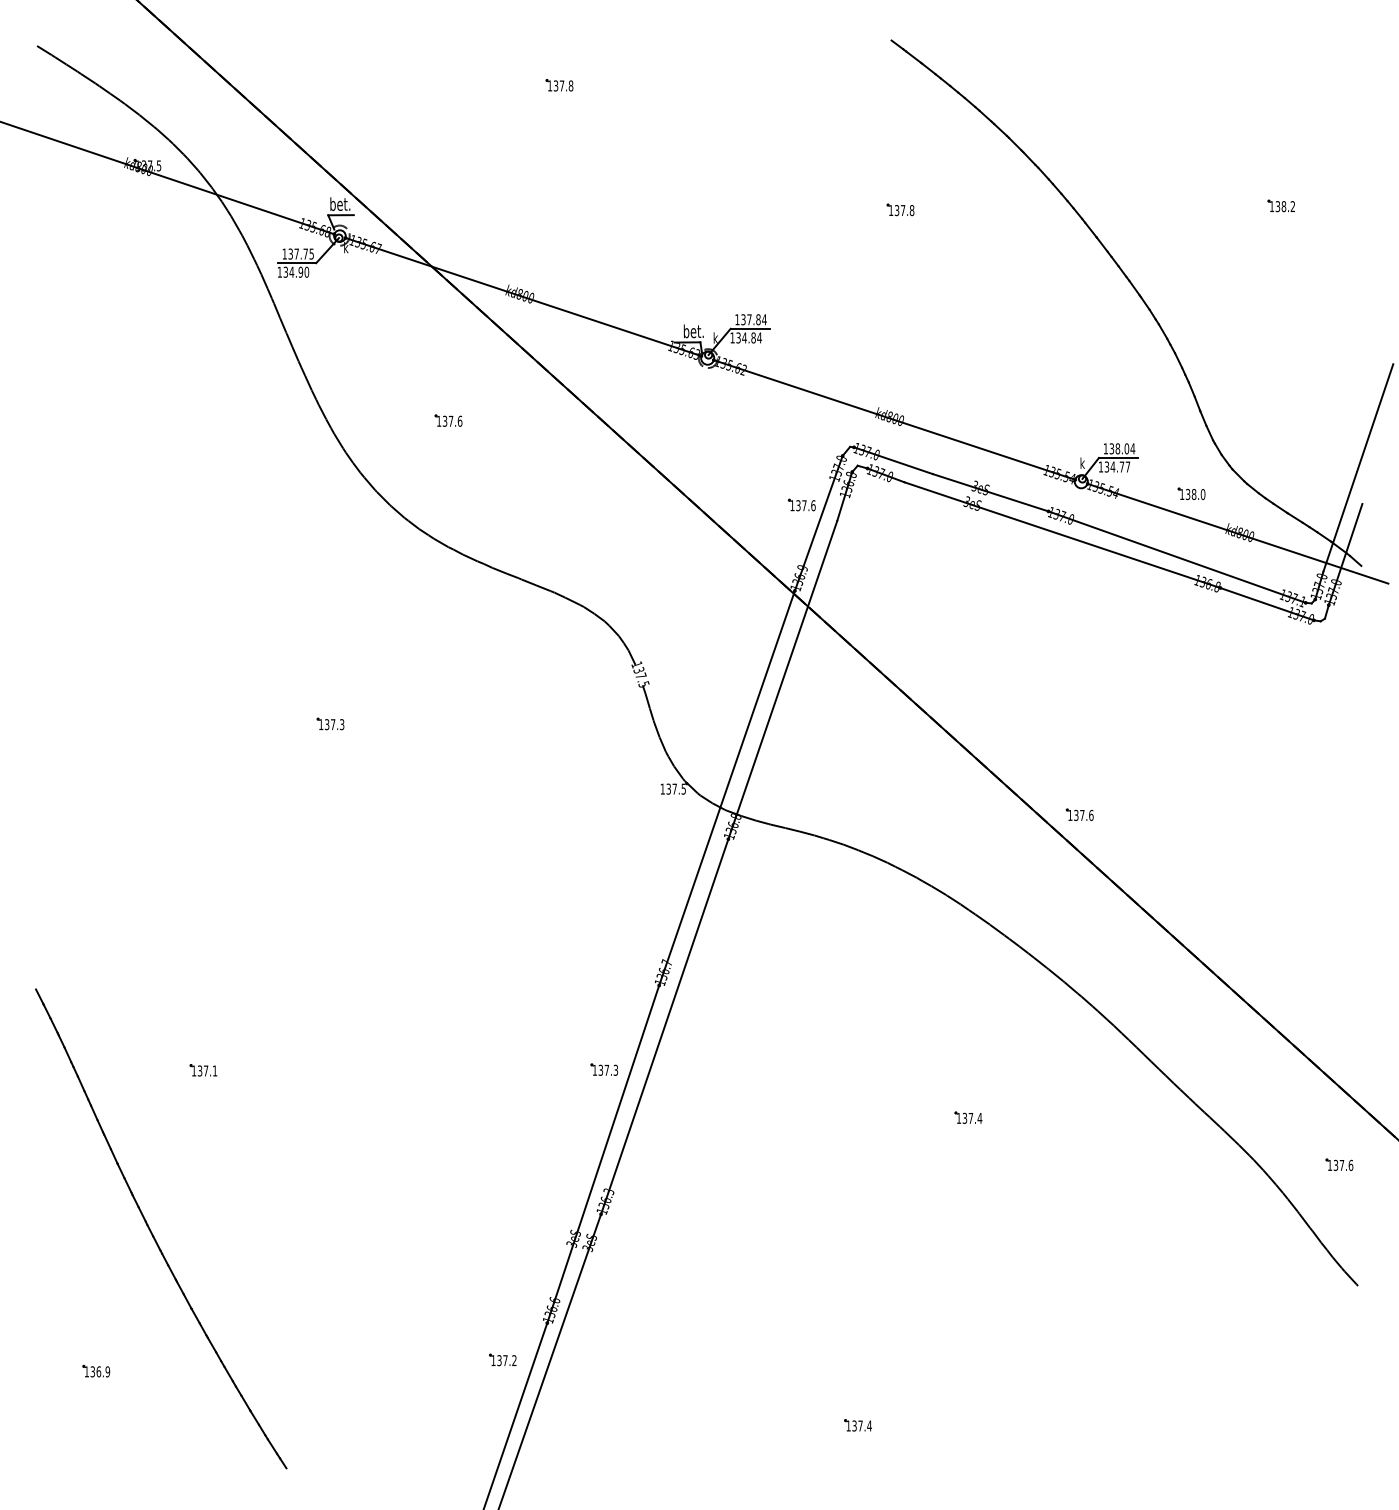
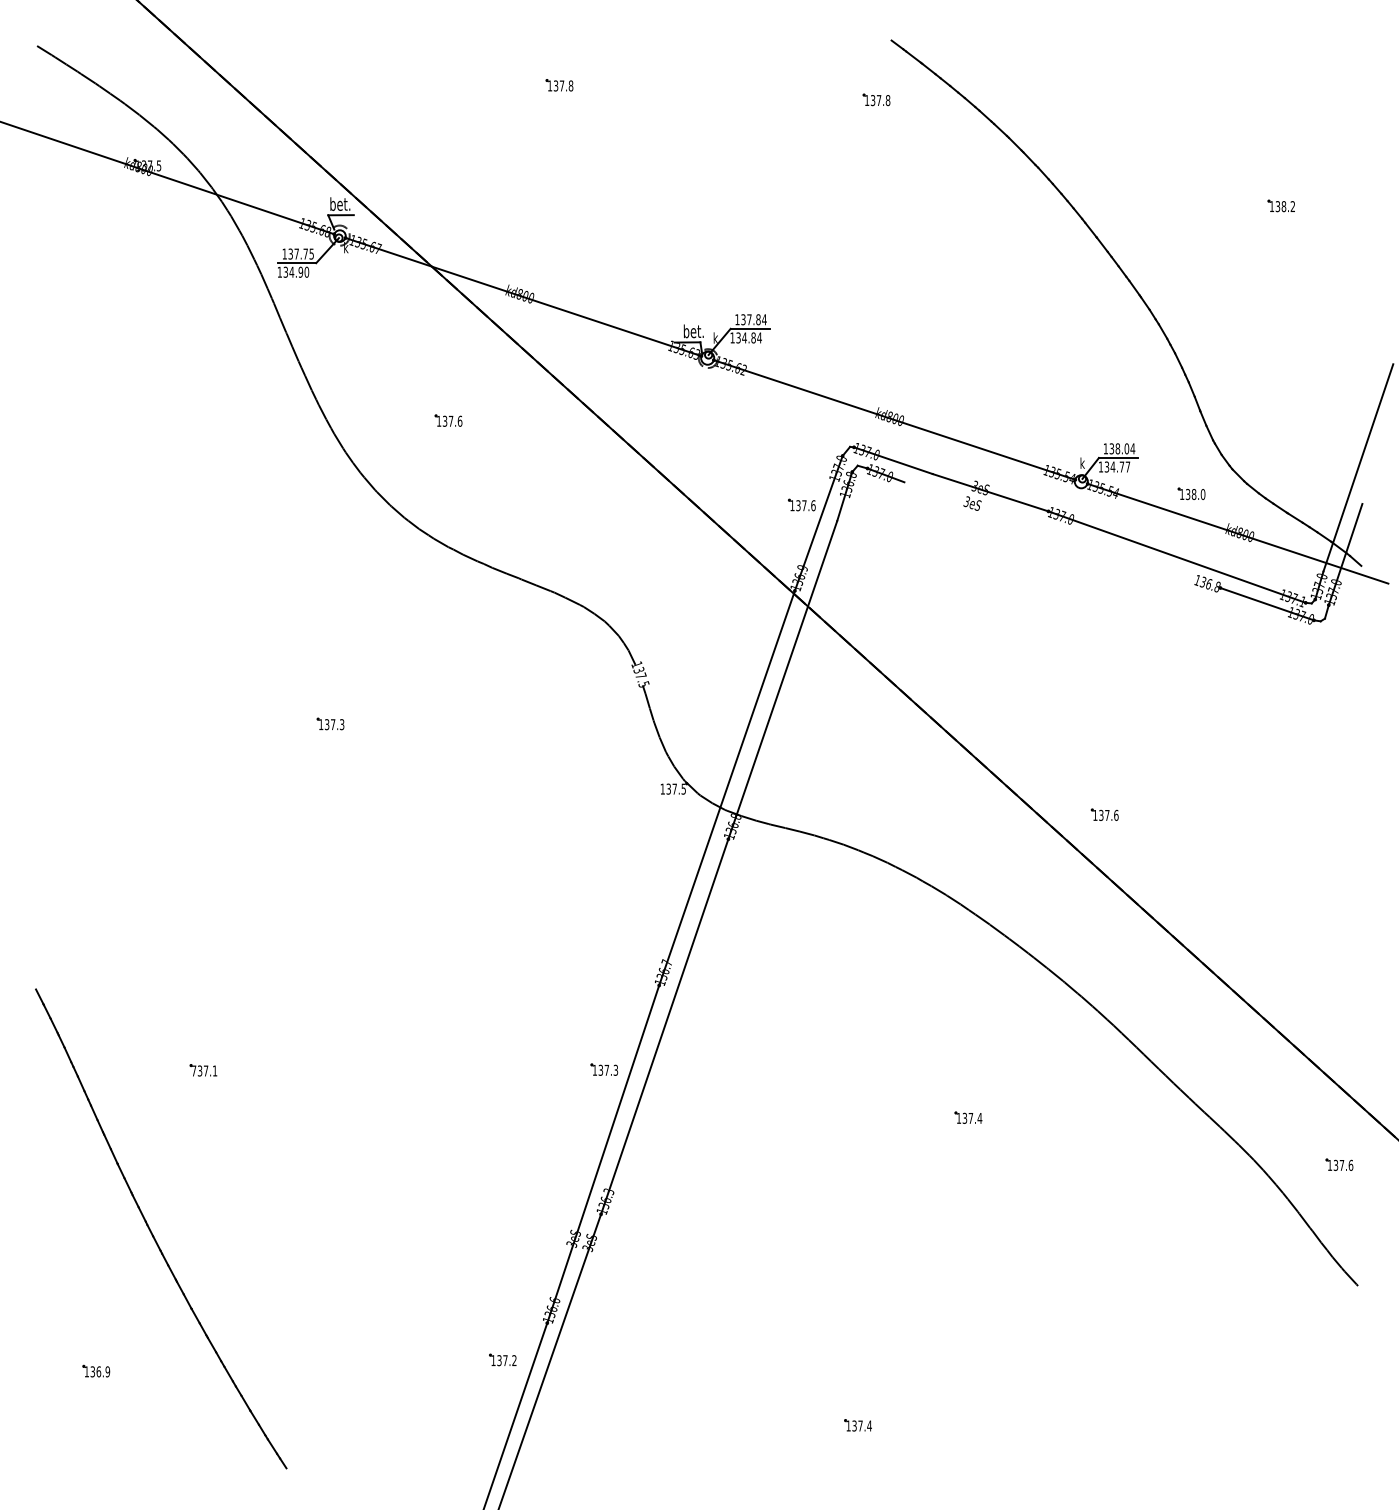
part position: (900, 209) -> (876, 99) (876, 99)
line: present -> none (1062, 535)
part position: (1079, 814) -> (1104, 814) (1104, 814)
text: 137.1 -> 737.1 (194, 1070)
